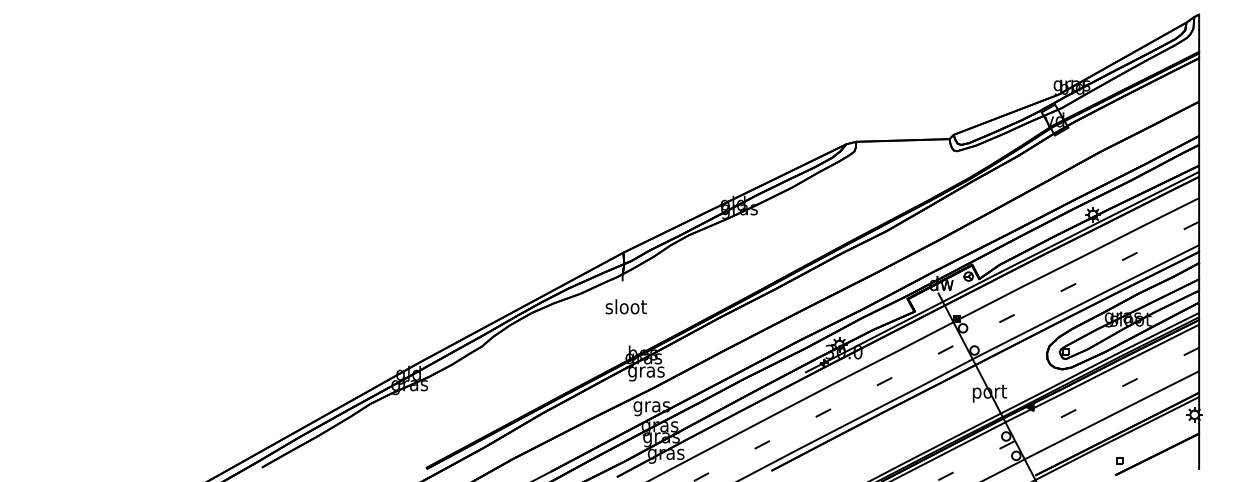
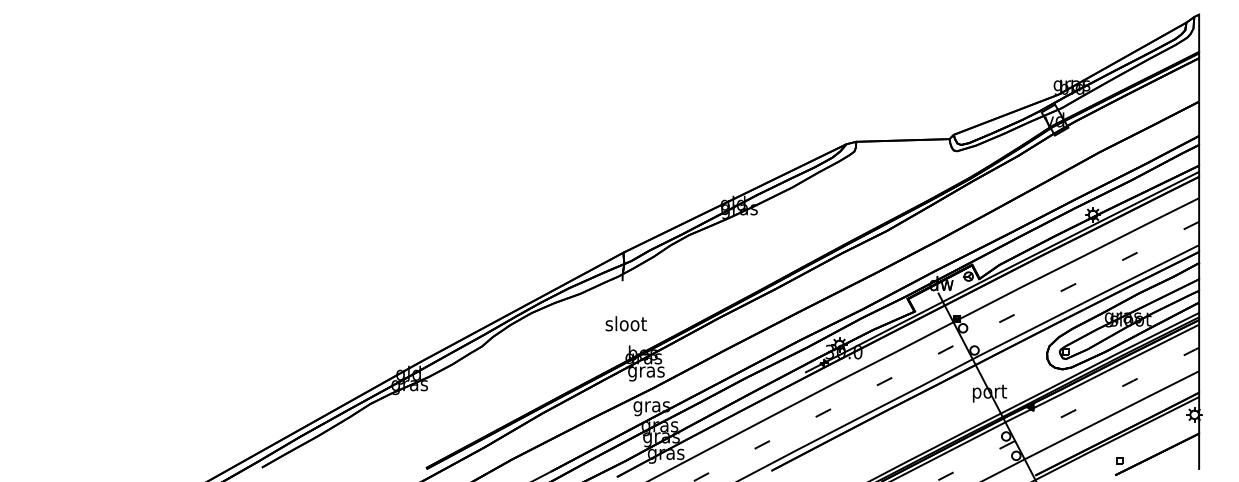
text position: (625, 306) -> (625, 323) (625, 323)
